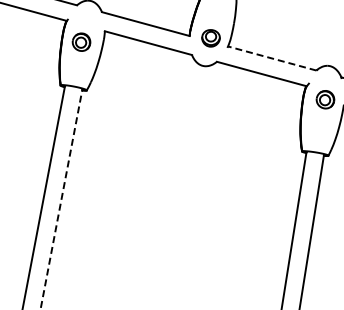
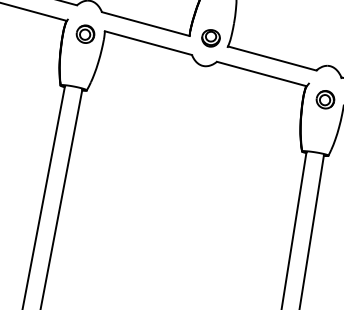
part position: (81, 41) -> (85, 33) (85, 33)
line: dashed -> solid (272, 58)
line: dashed -> solid (61, 199)
